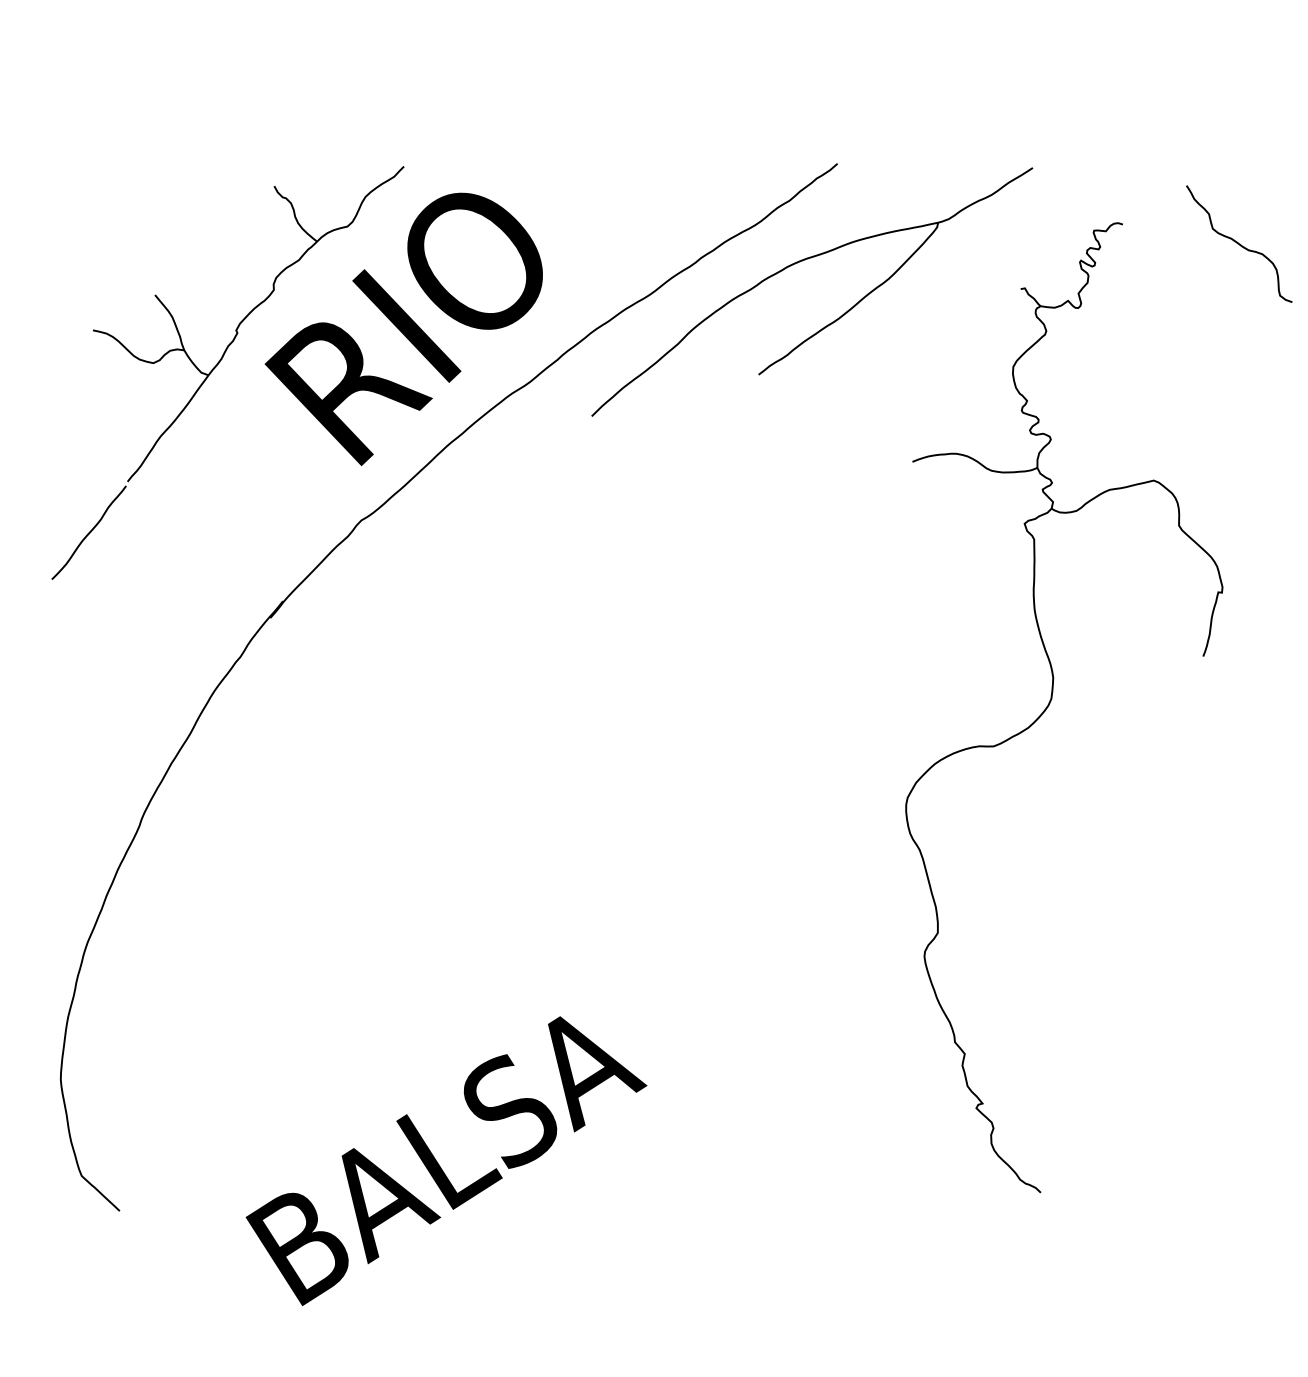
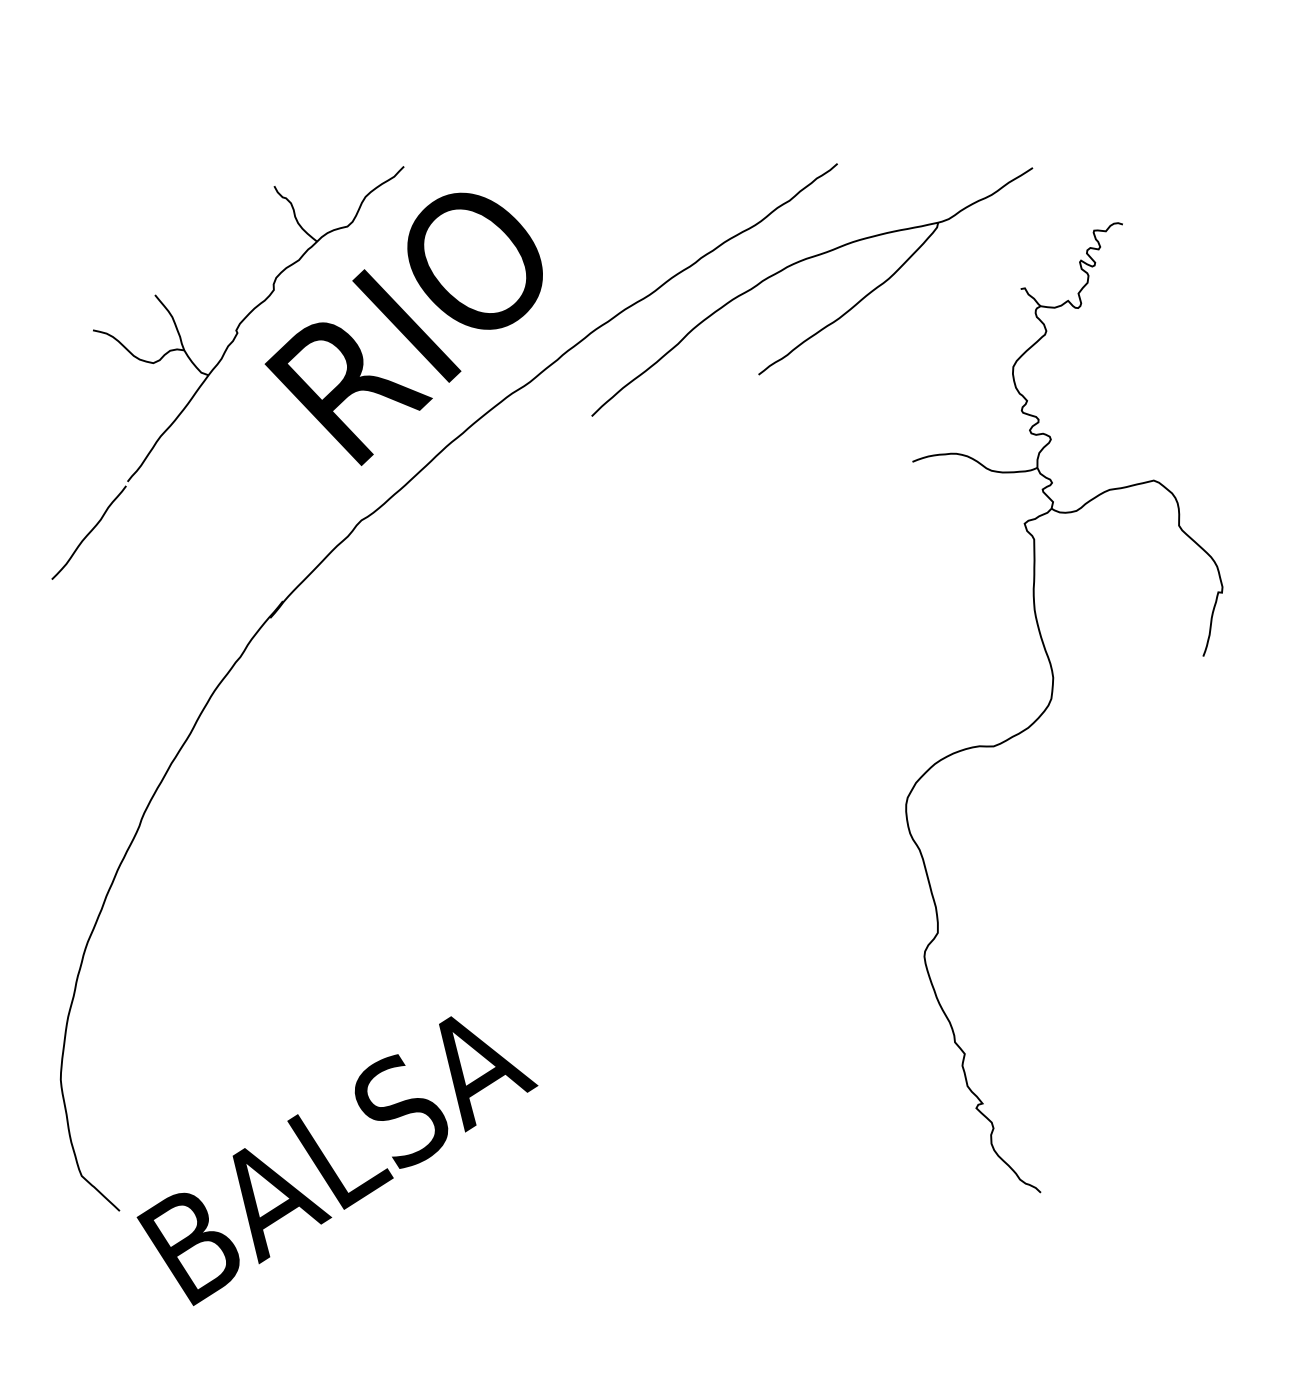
curve: present -> none (1239, 243)
text position: (446, 1160) -> (337, 1160) (337, 1160)
